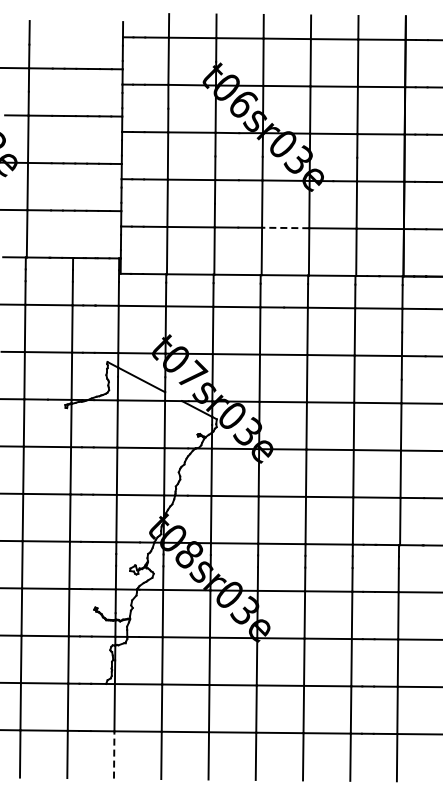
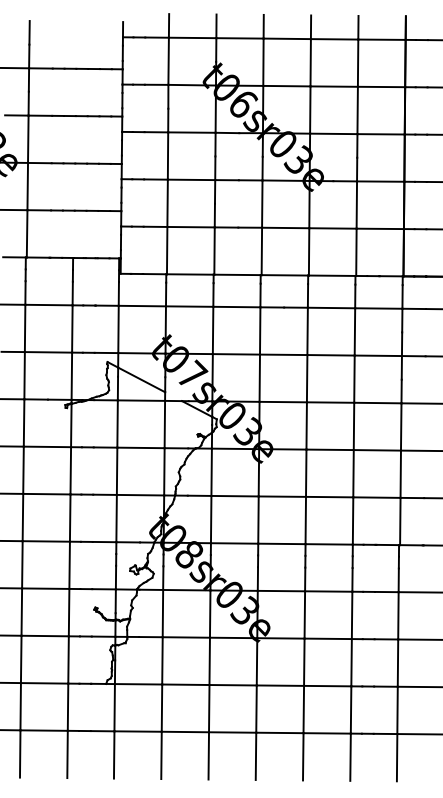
line: dashed -> solid (285, 228)
line: dashed -> solid (114, 754)
